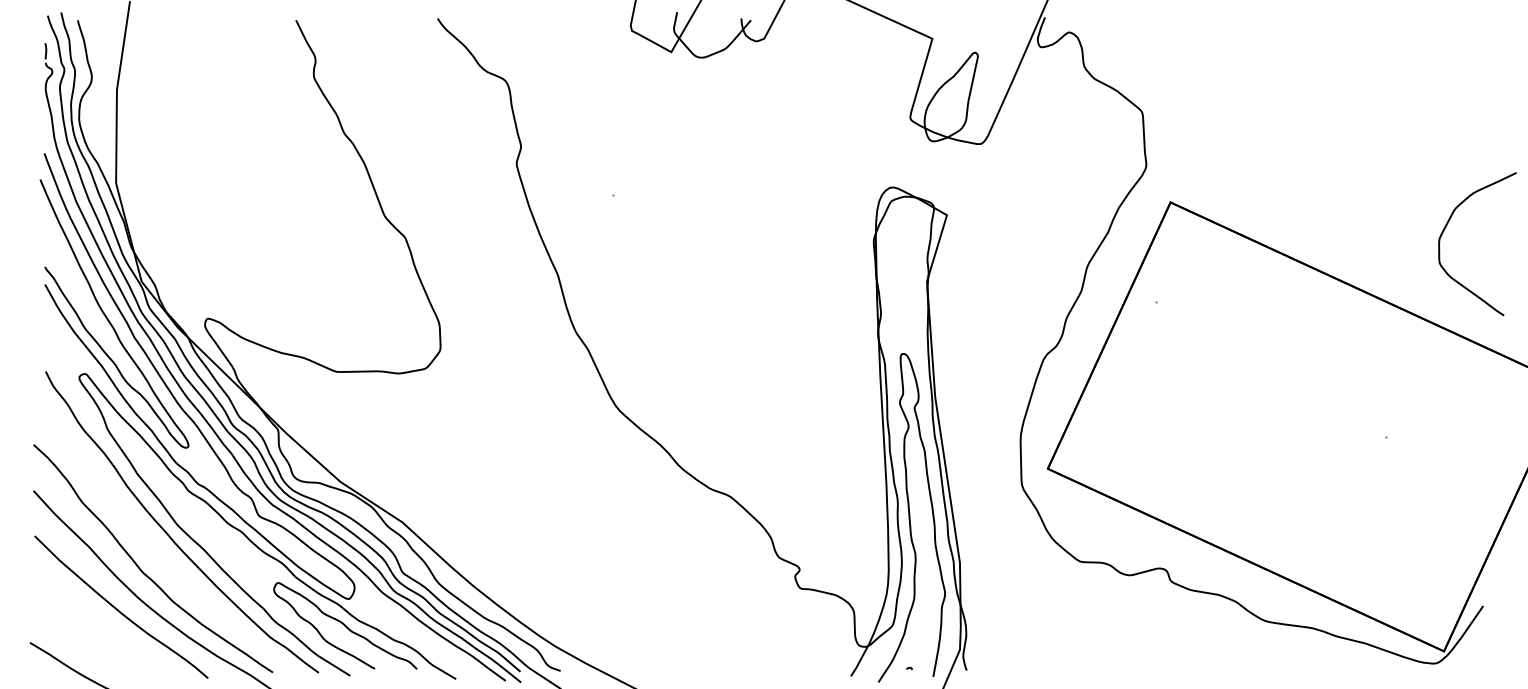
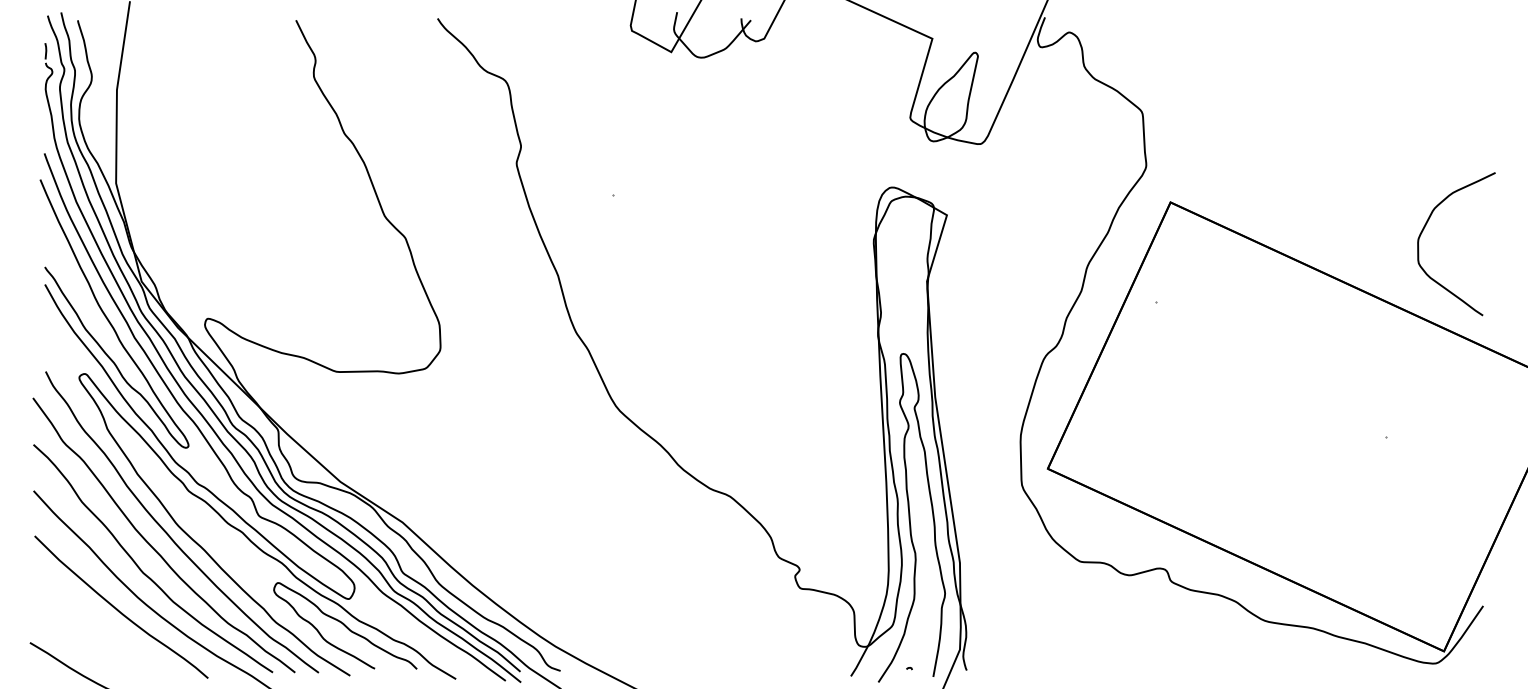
curve position: (1445, 229) -> (1424, 229) (1424, 229)
curve: none -> present (152, 546)
